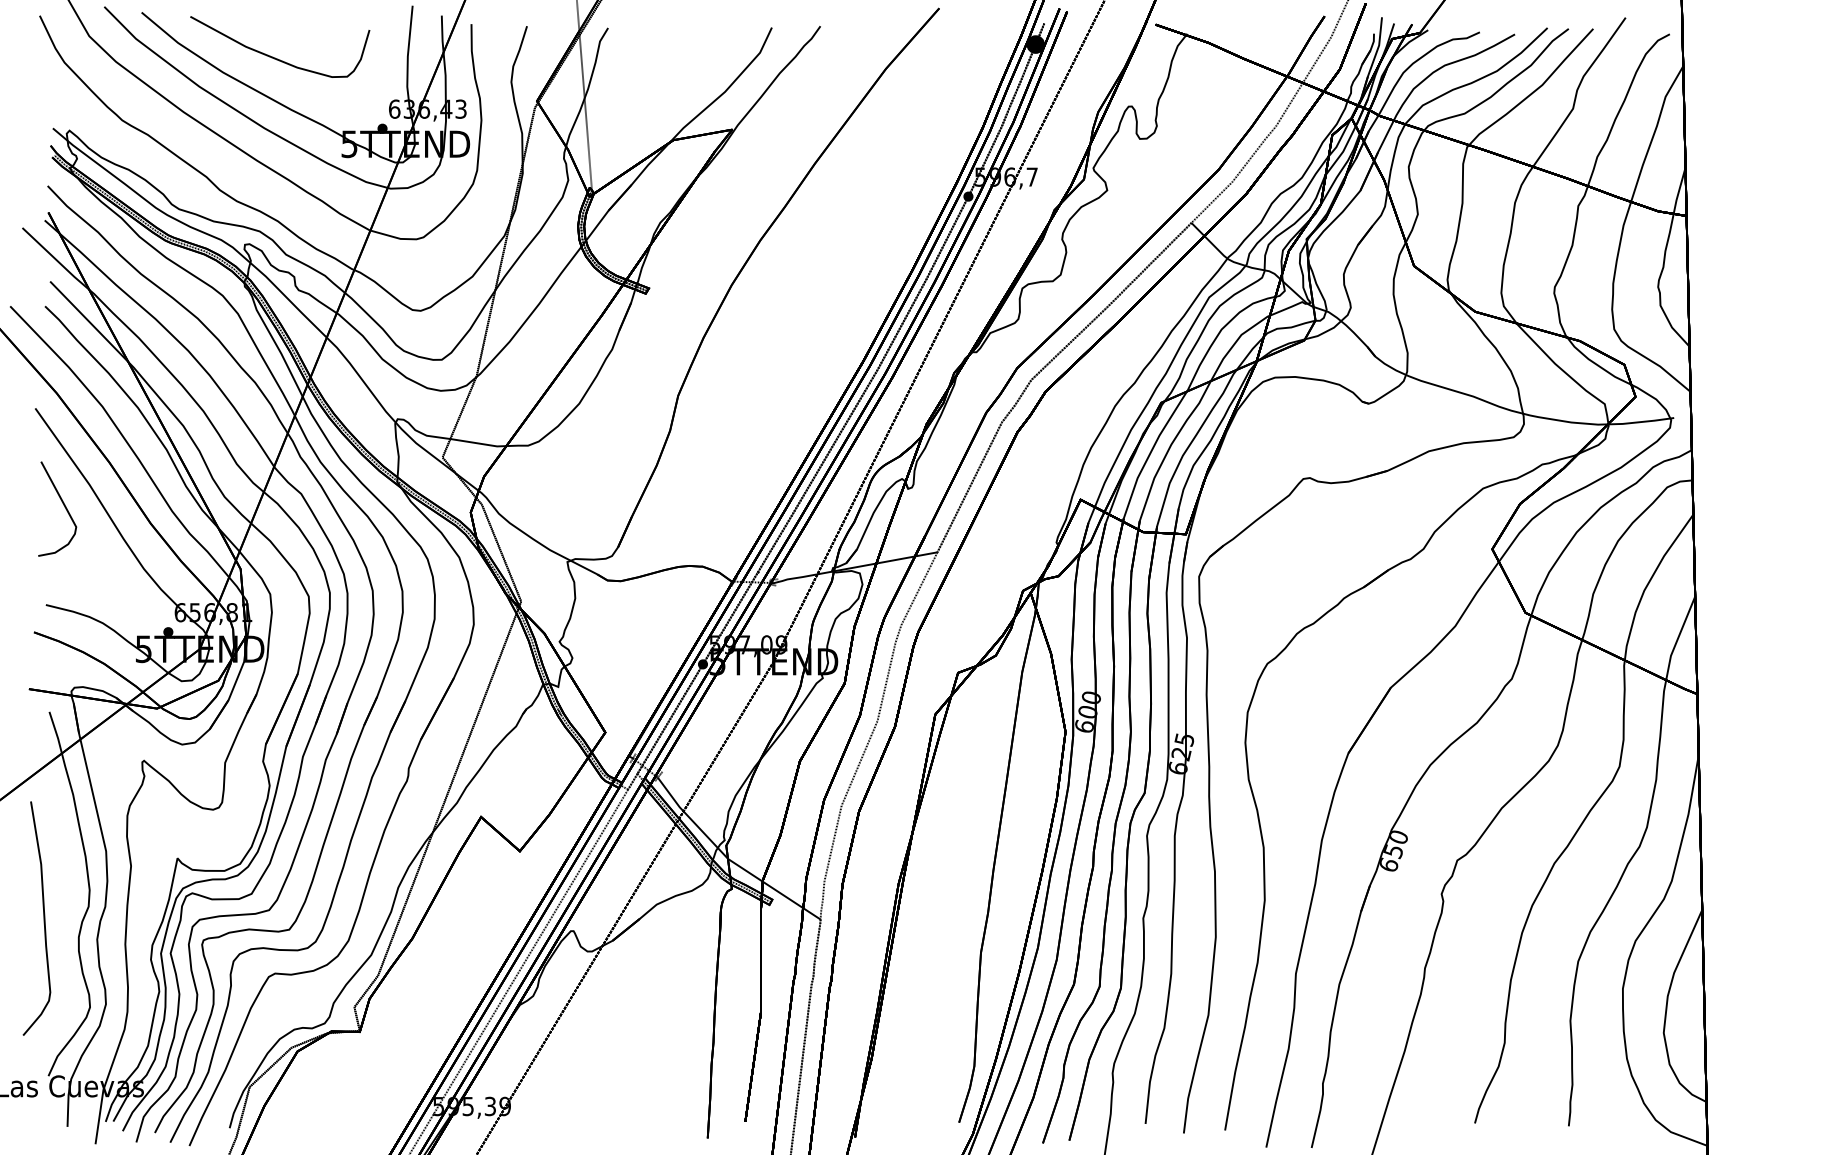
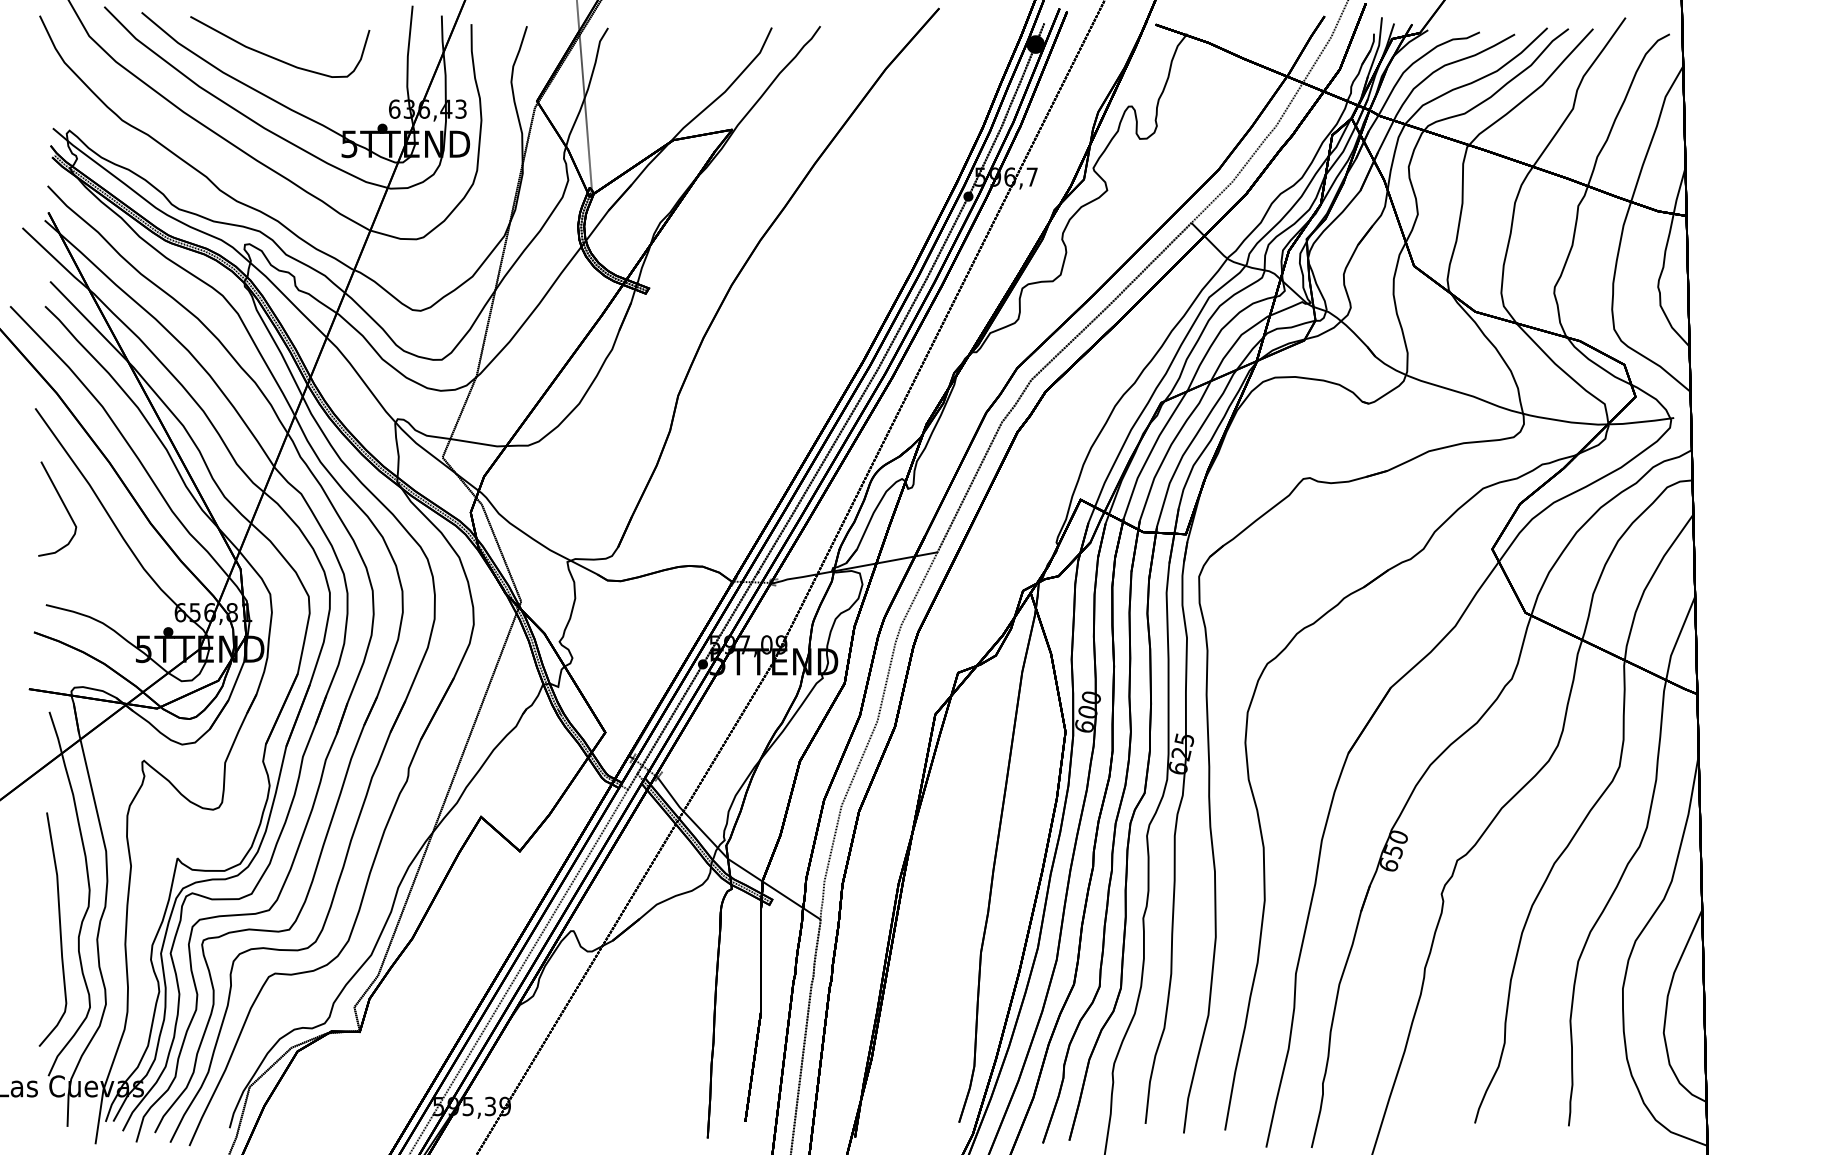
part position: (43, 918) -> (59, 929) (59, 929)
